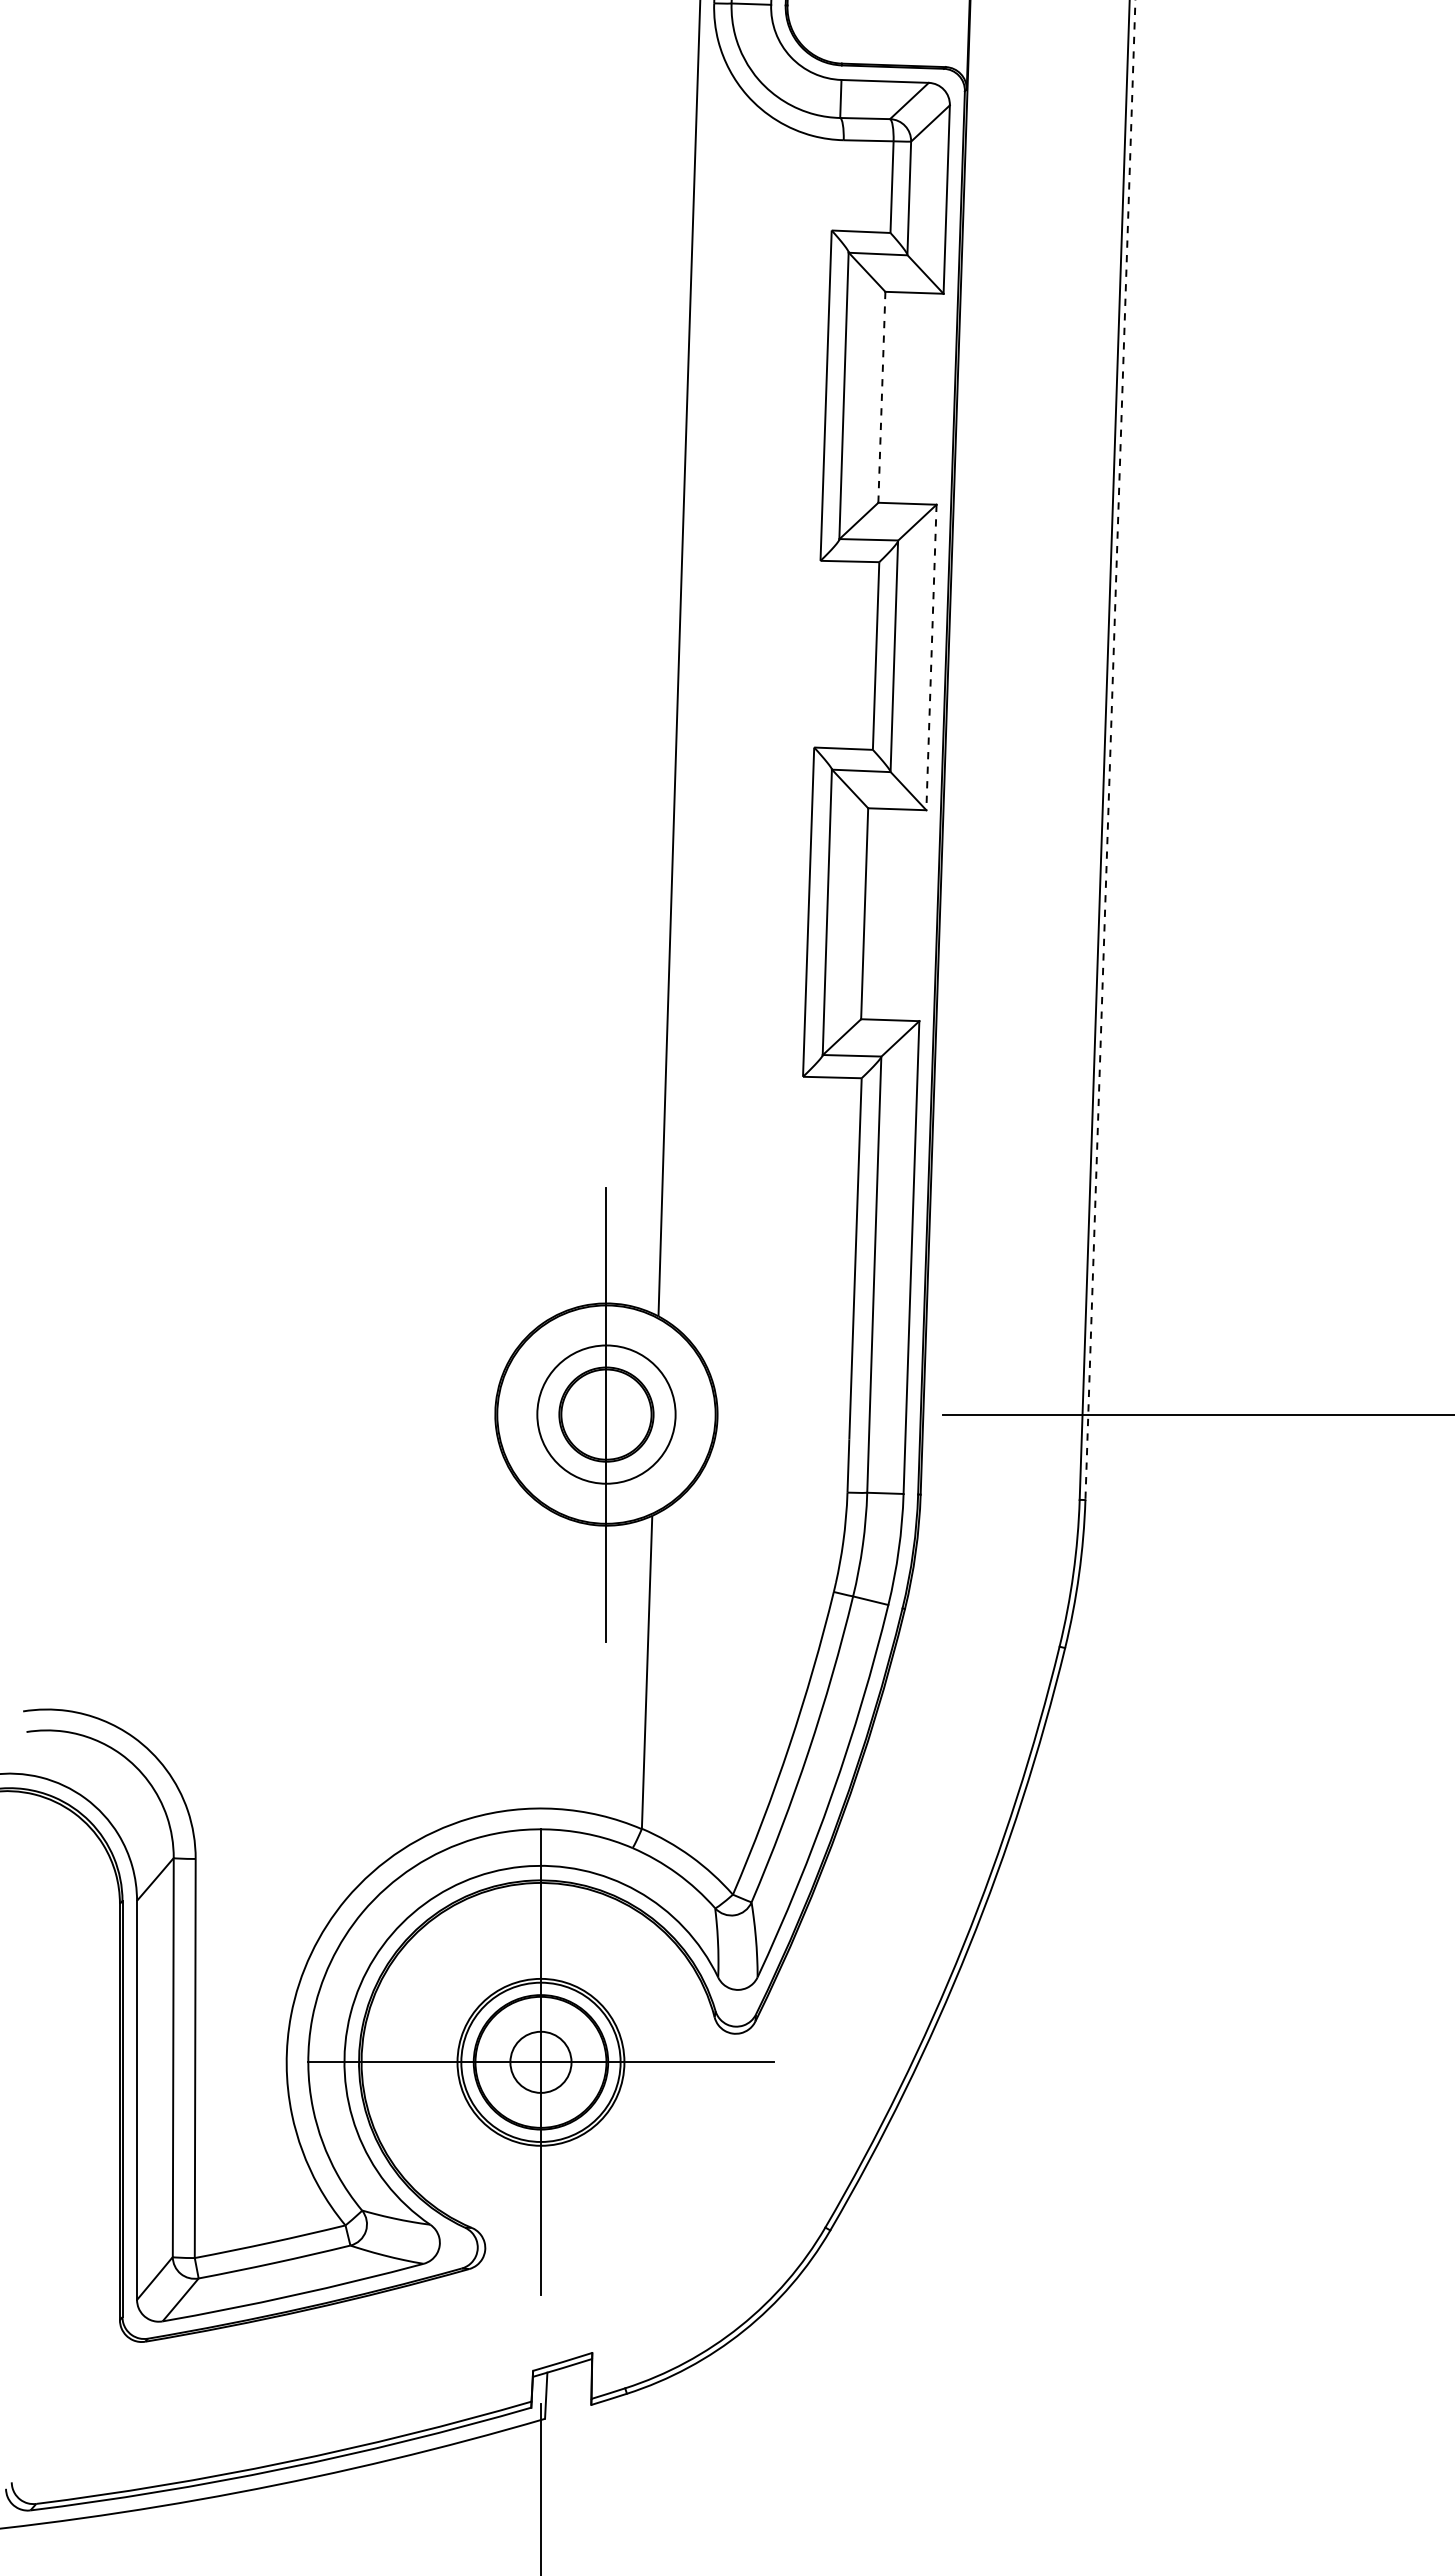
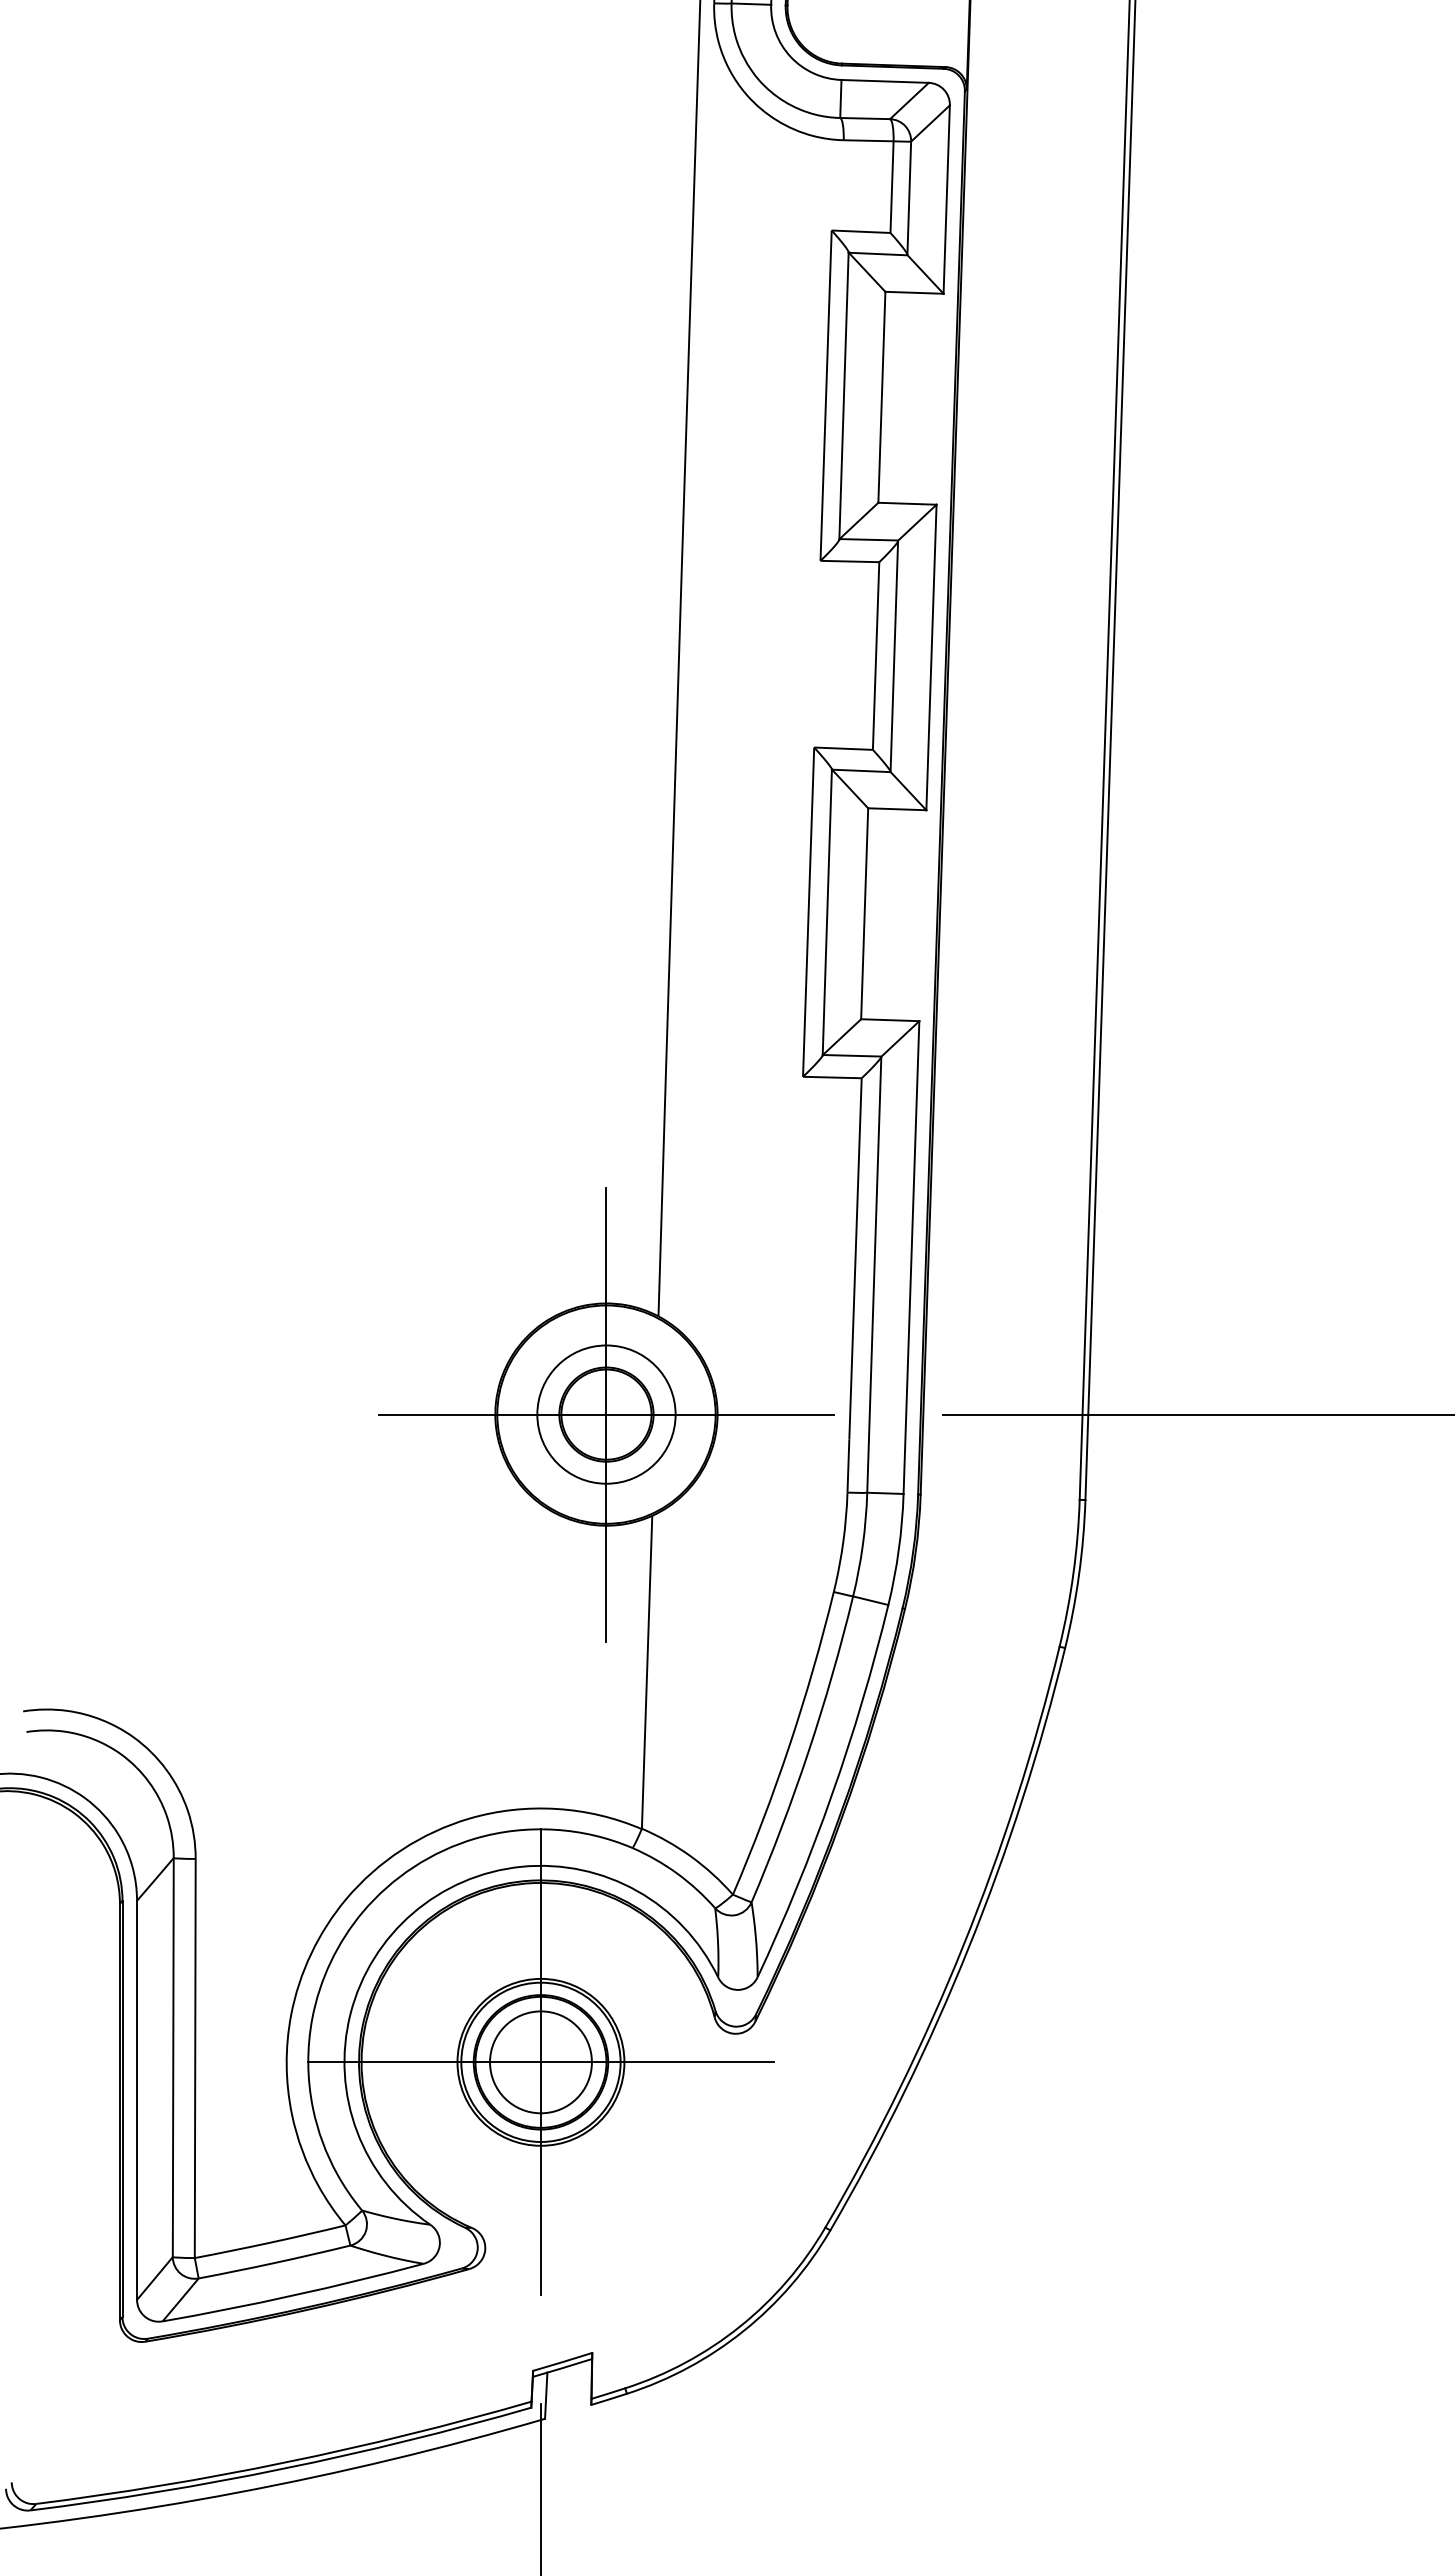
line: dashed -> solid (881, 397)
line: dashed -> solid (931, 657)
line: dashed -> solid (1110, 750)
line: none -> present (606, 1414)
circle diameter: 61 px -> 102 px (540, 2062)
